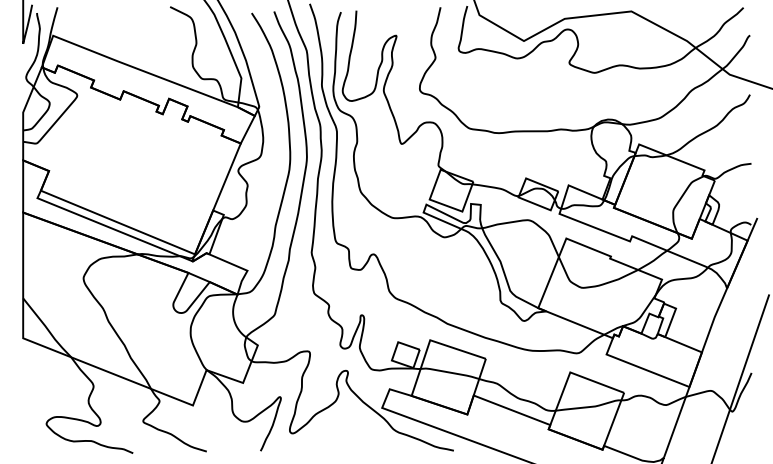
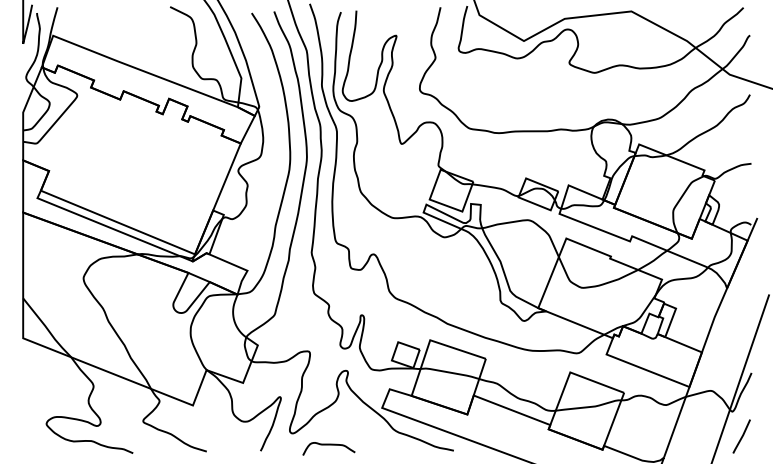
line: none -> present (741, 436)
curve: none -> present (328, 445)
